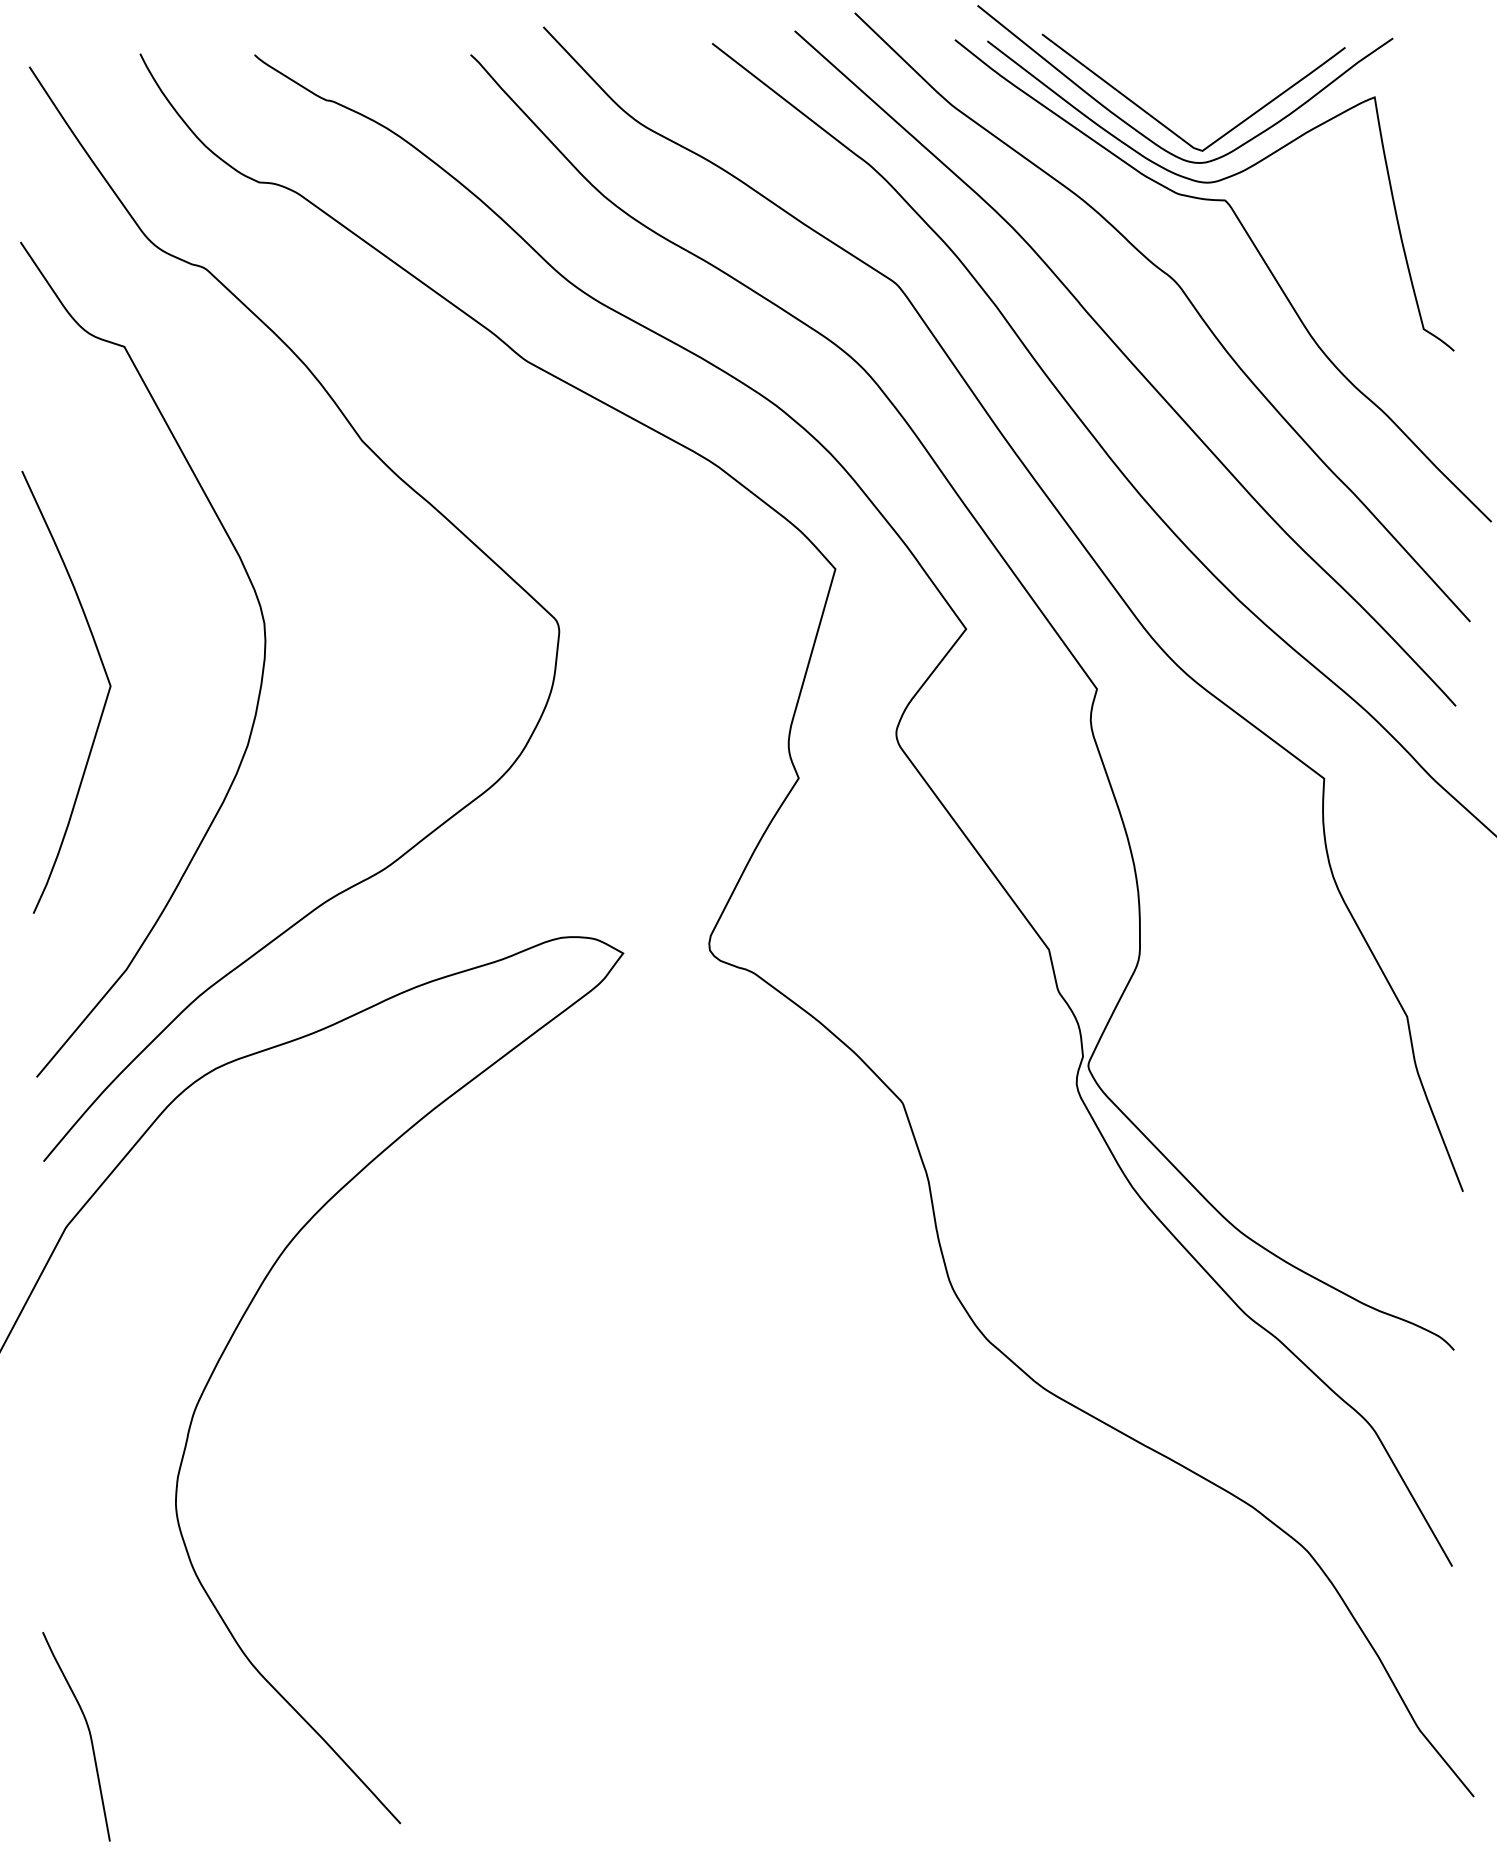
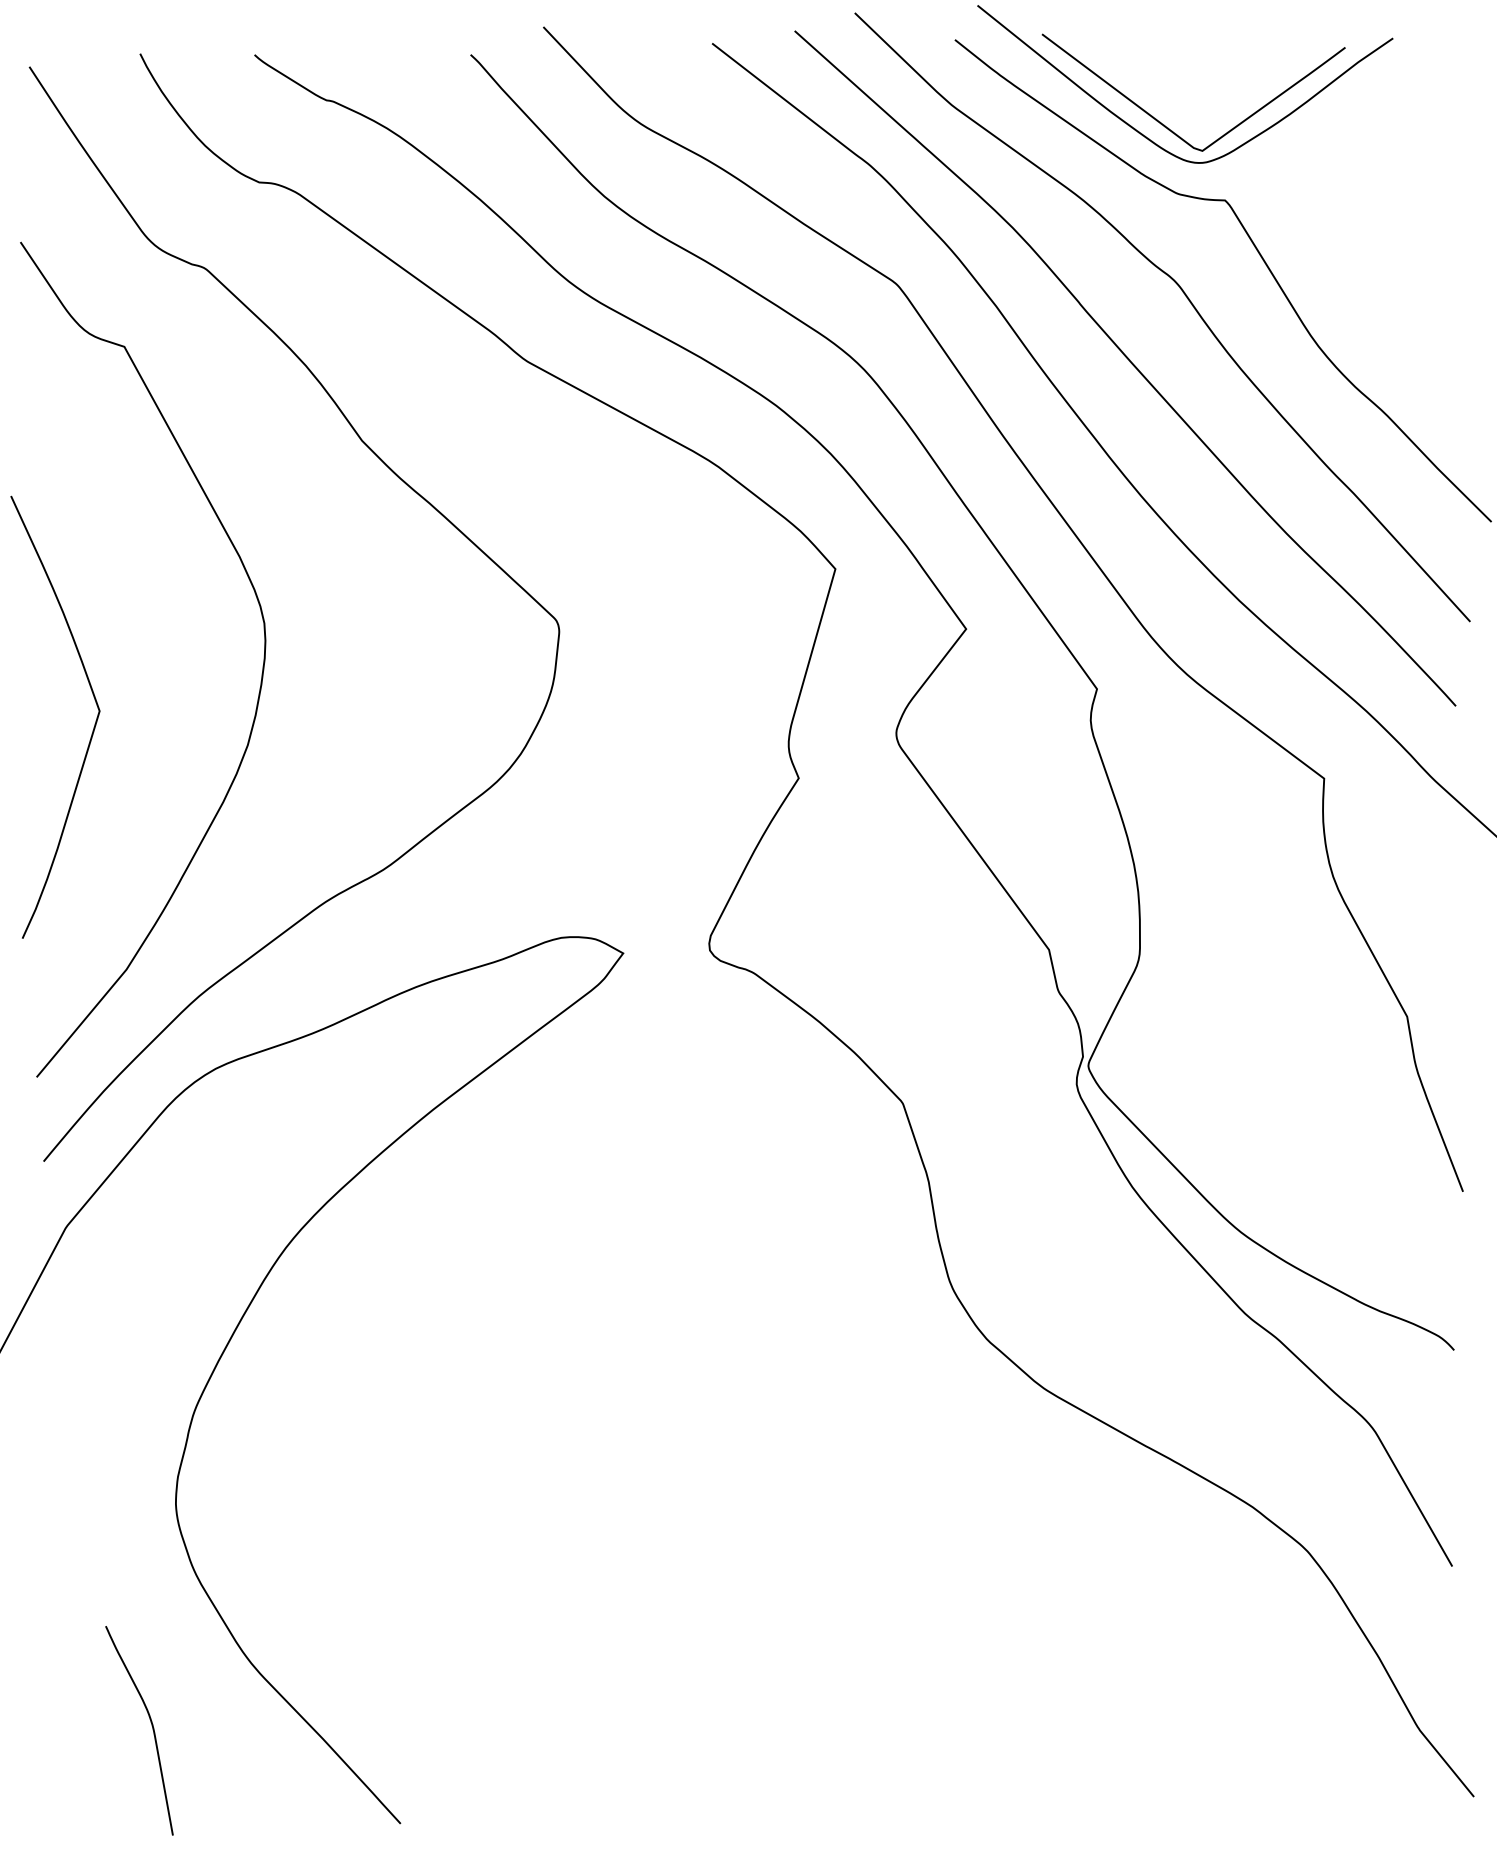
curve: present -> none (1217, 182)
curve position: (104, 702) -> (93, 727) (93, 727)
curve position: (88, 1731) -> (151, 1725) (151, 1725)
